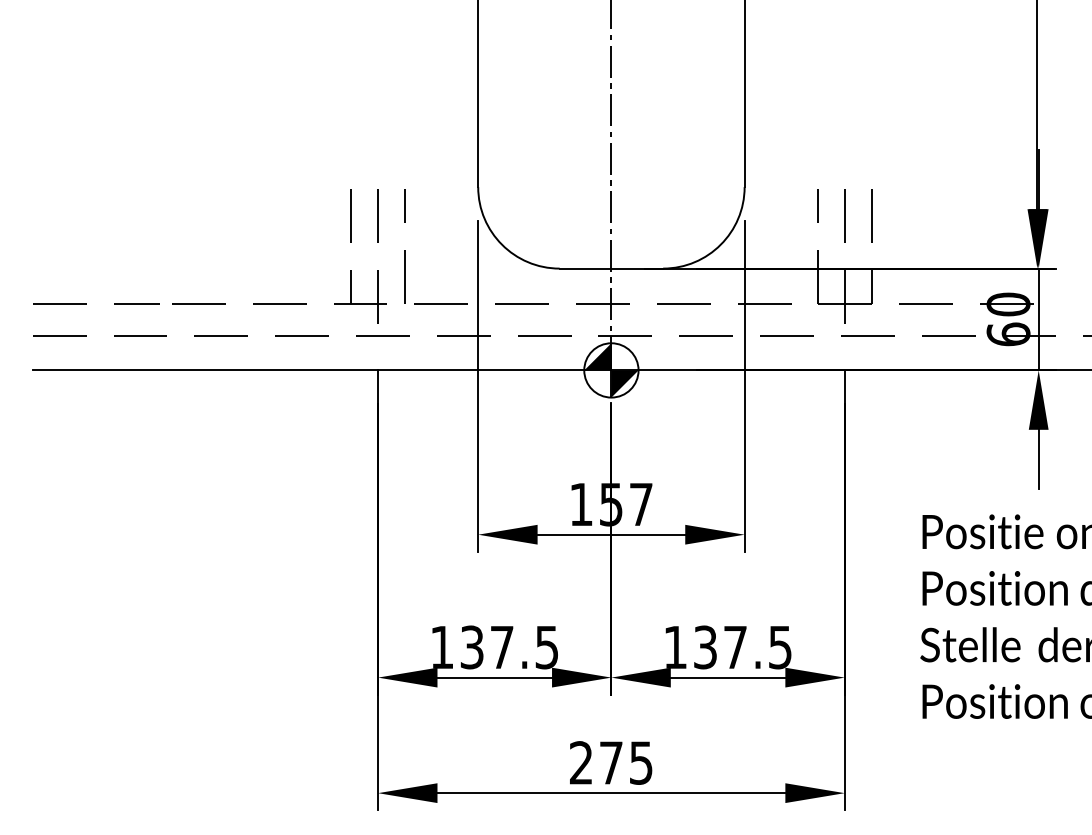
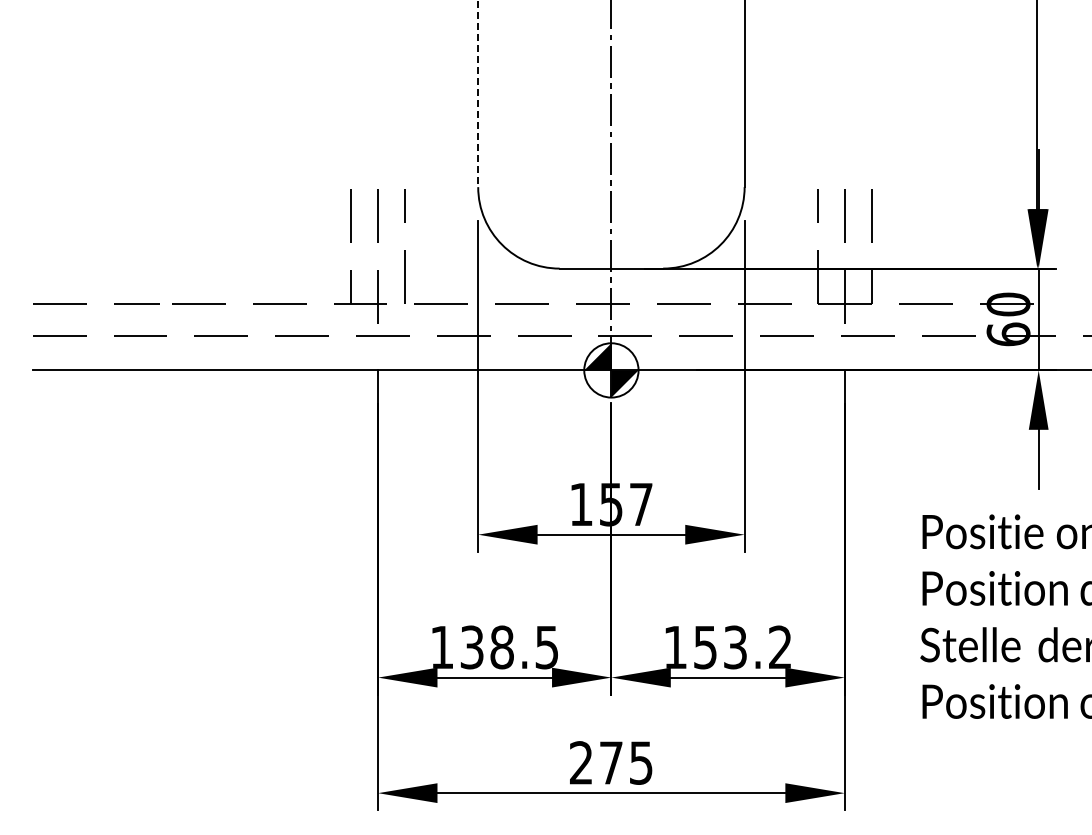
line: solid -> dashed (478, 94)
text: 137.5 -> 138.5 (501, 647)
text: 137.5 -> 153.2 (742, 647)
